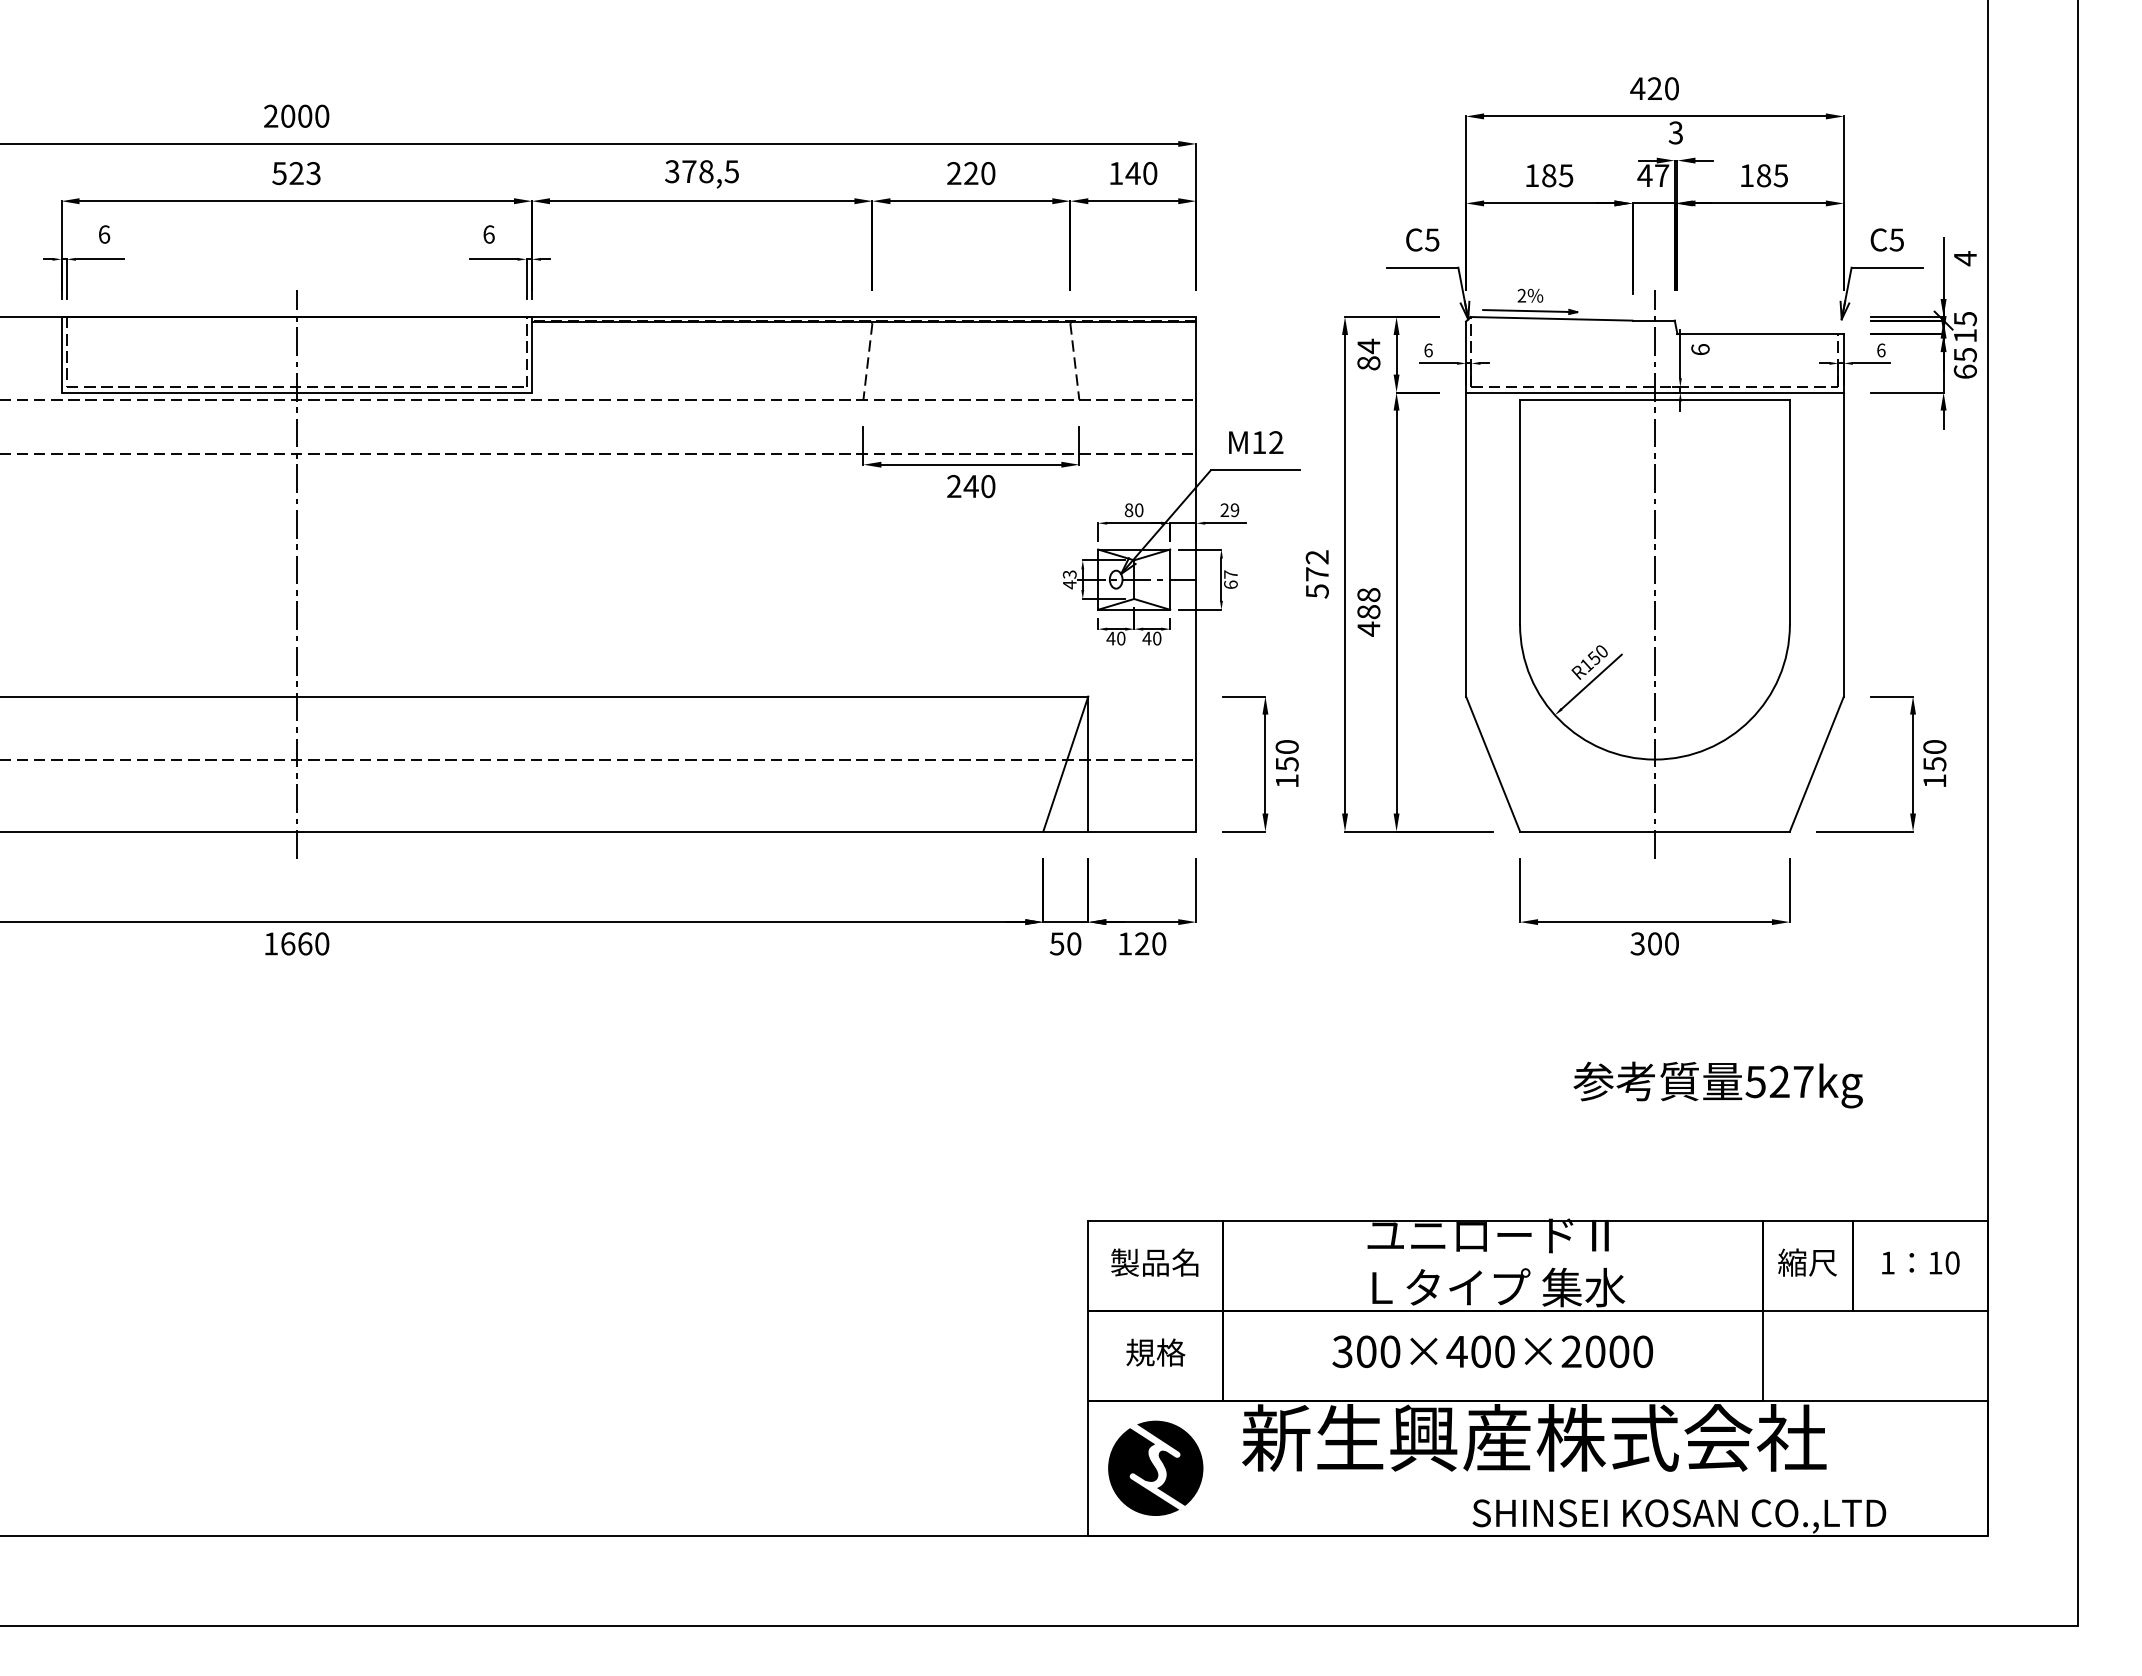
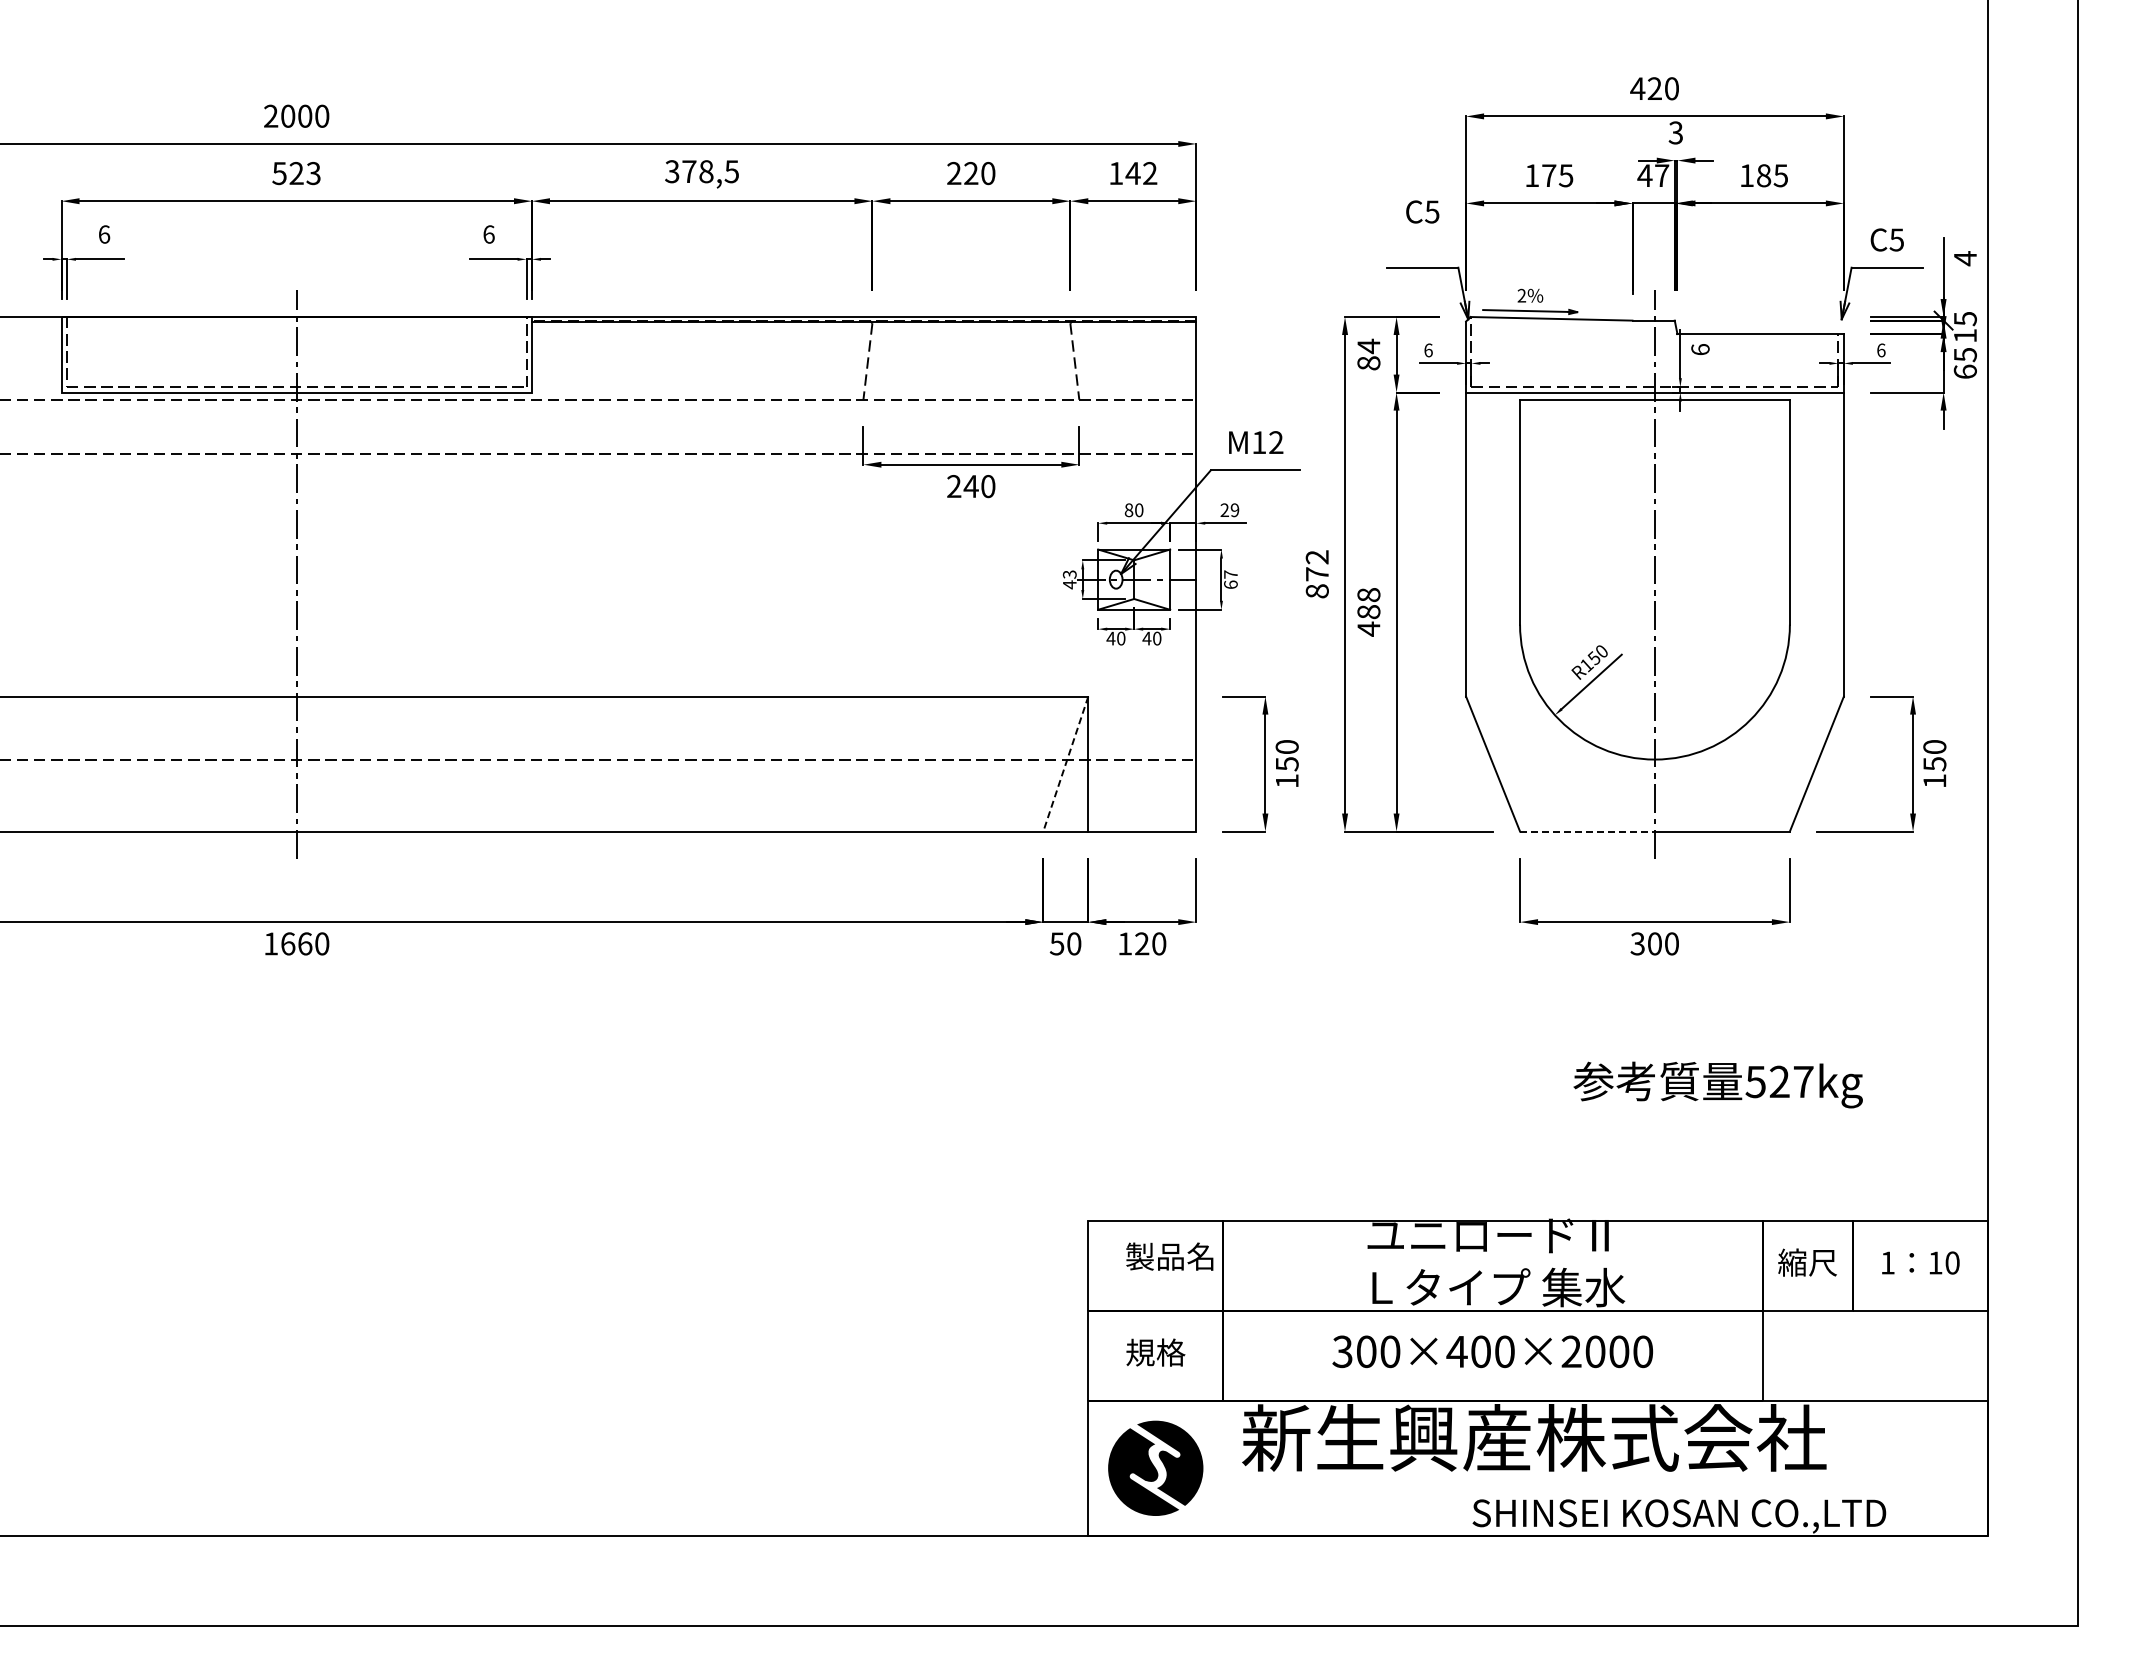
text: 140 -> 142 (1150, 173)
text: 185 -> 175 (1549, 175)
text position: (1422, 239) -> (1422, 211) (1422, 211)
text: 572 -> 872 (1316, 591)
line: solid -> dashed (1065, 764)
line: solid -> dashed (1588, 831)
text position: (1154, 1262) -> (1169, 1256) (1169, 1256)
